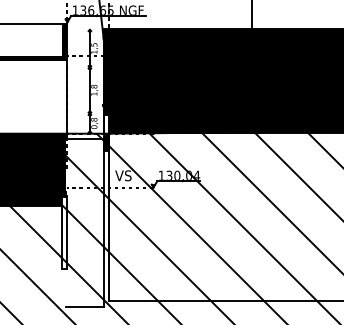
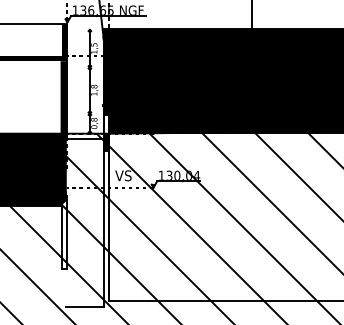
fill: none -> present (63, 133)
